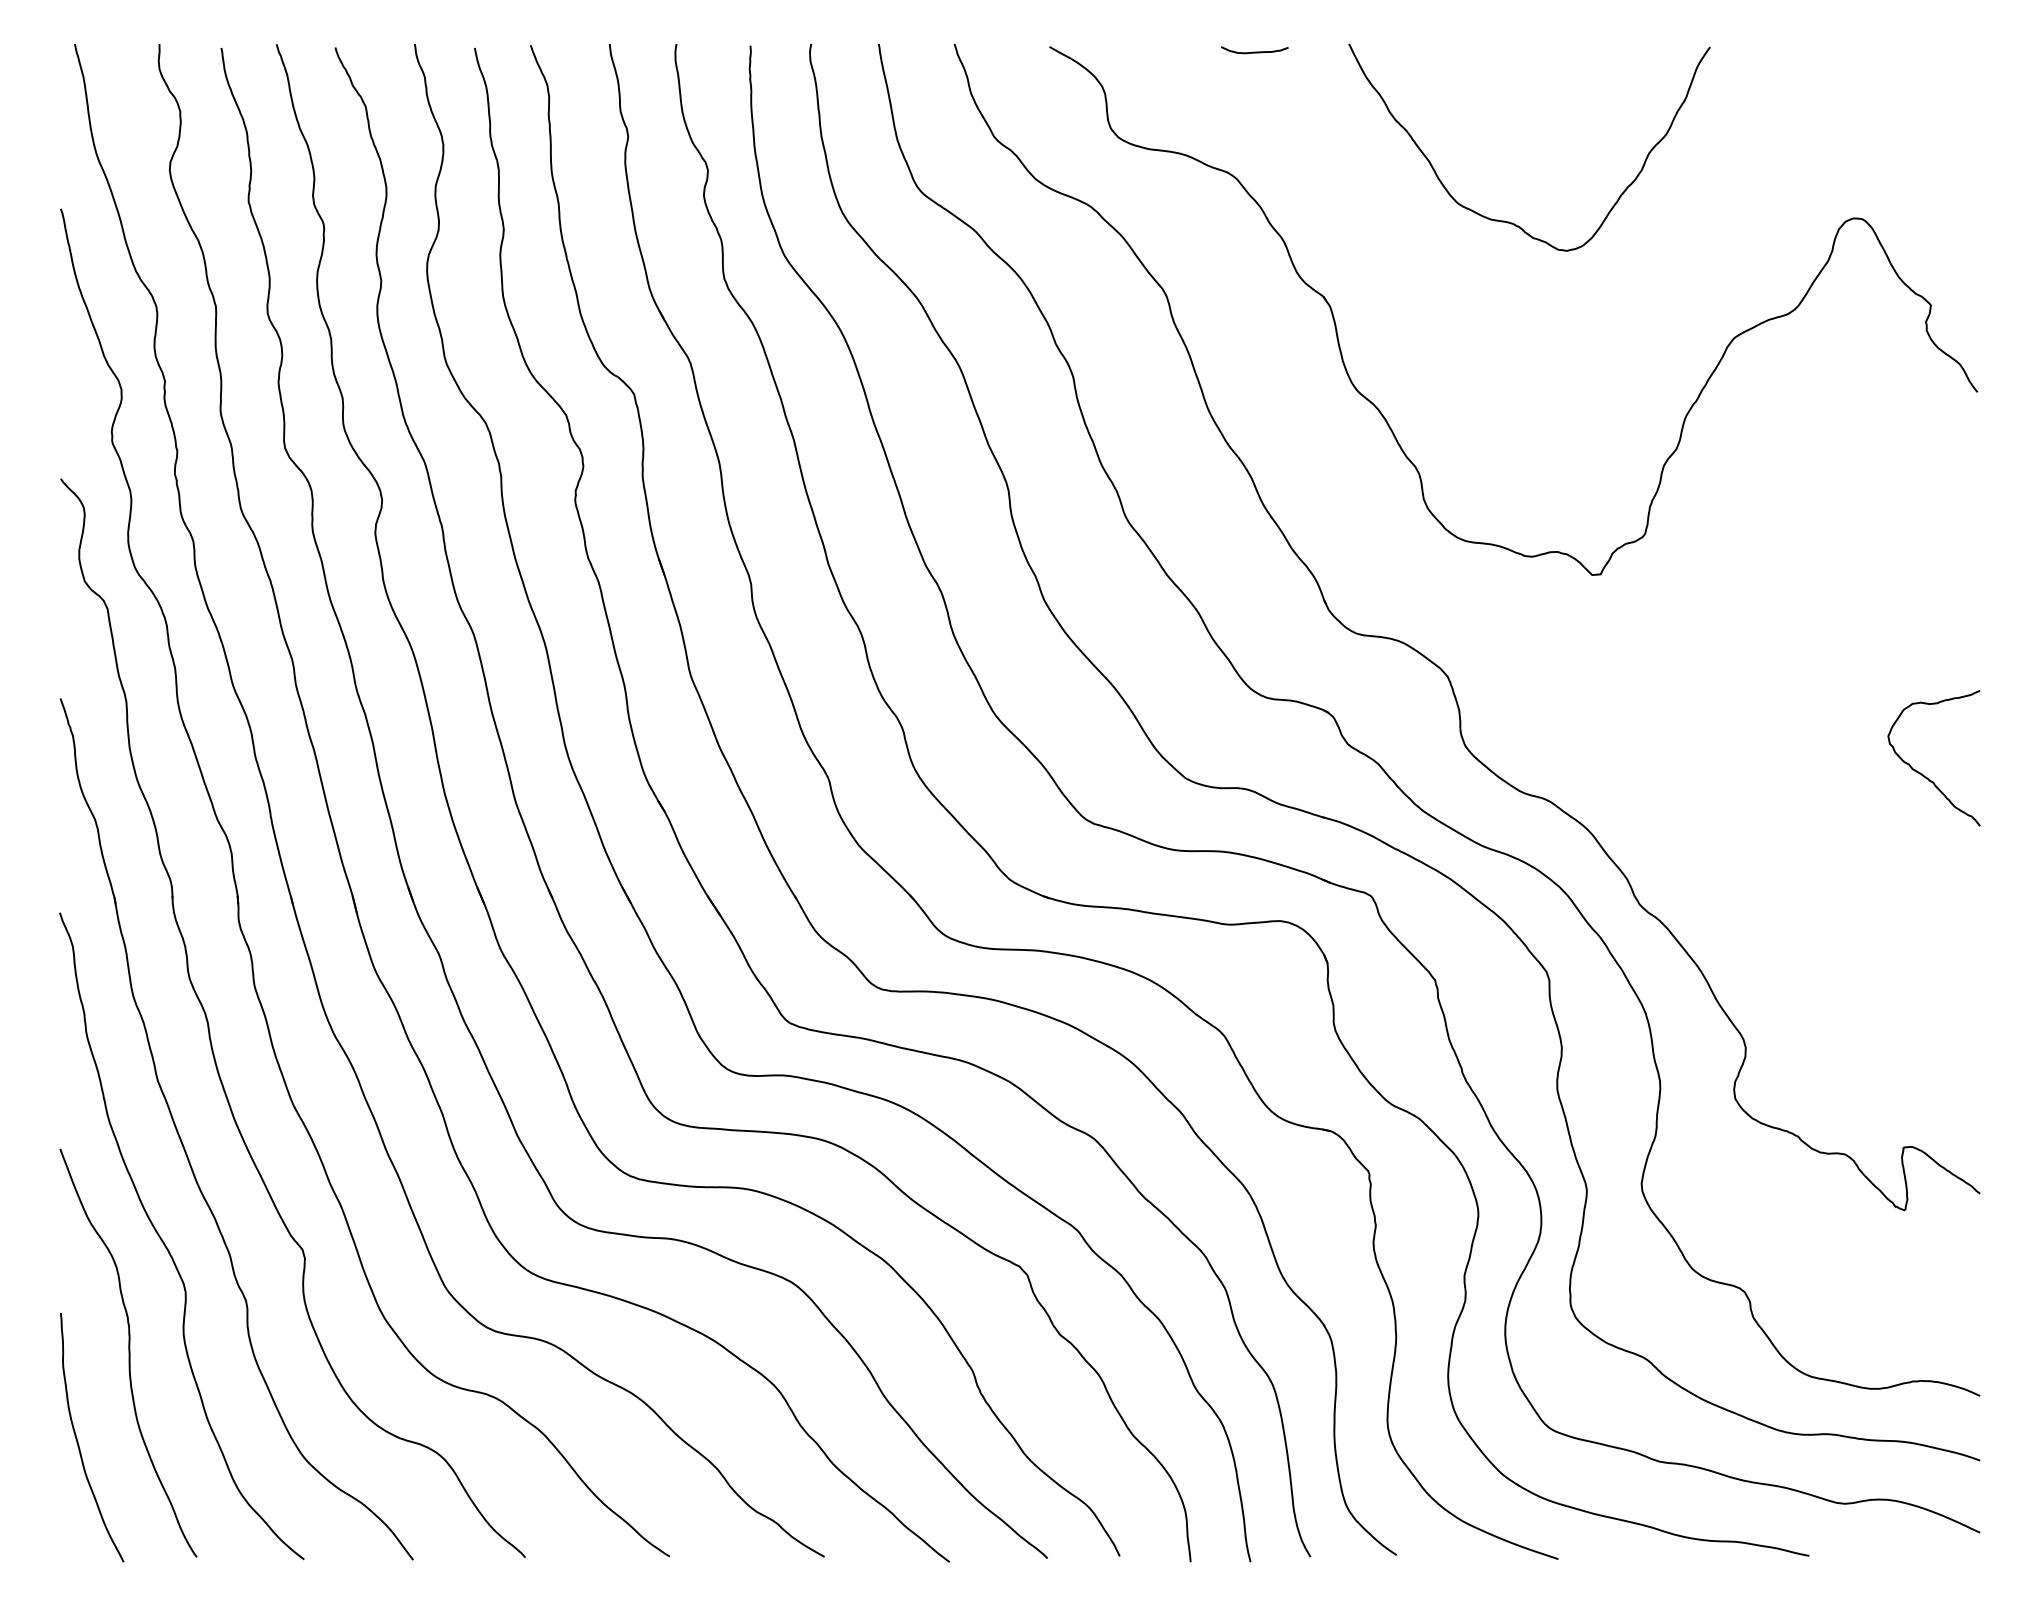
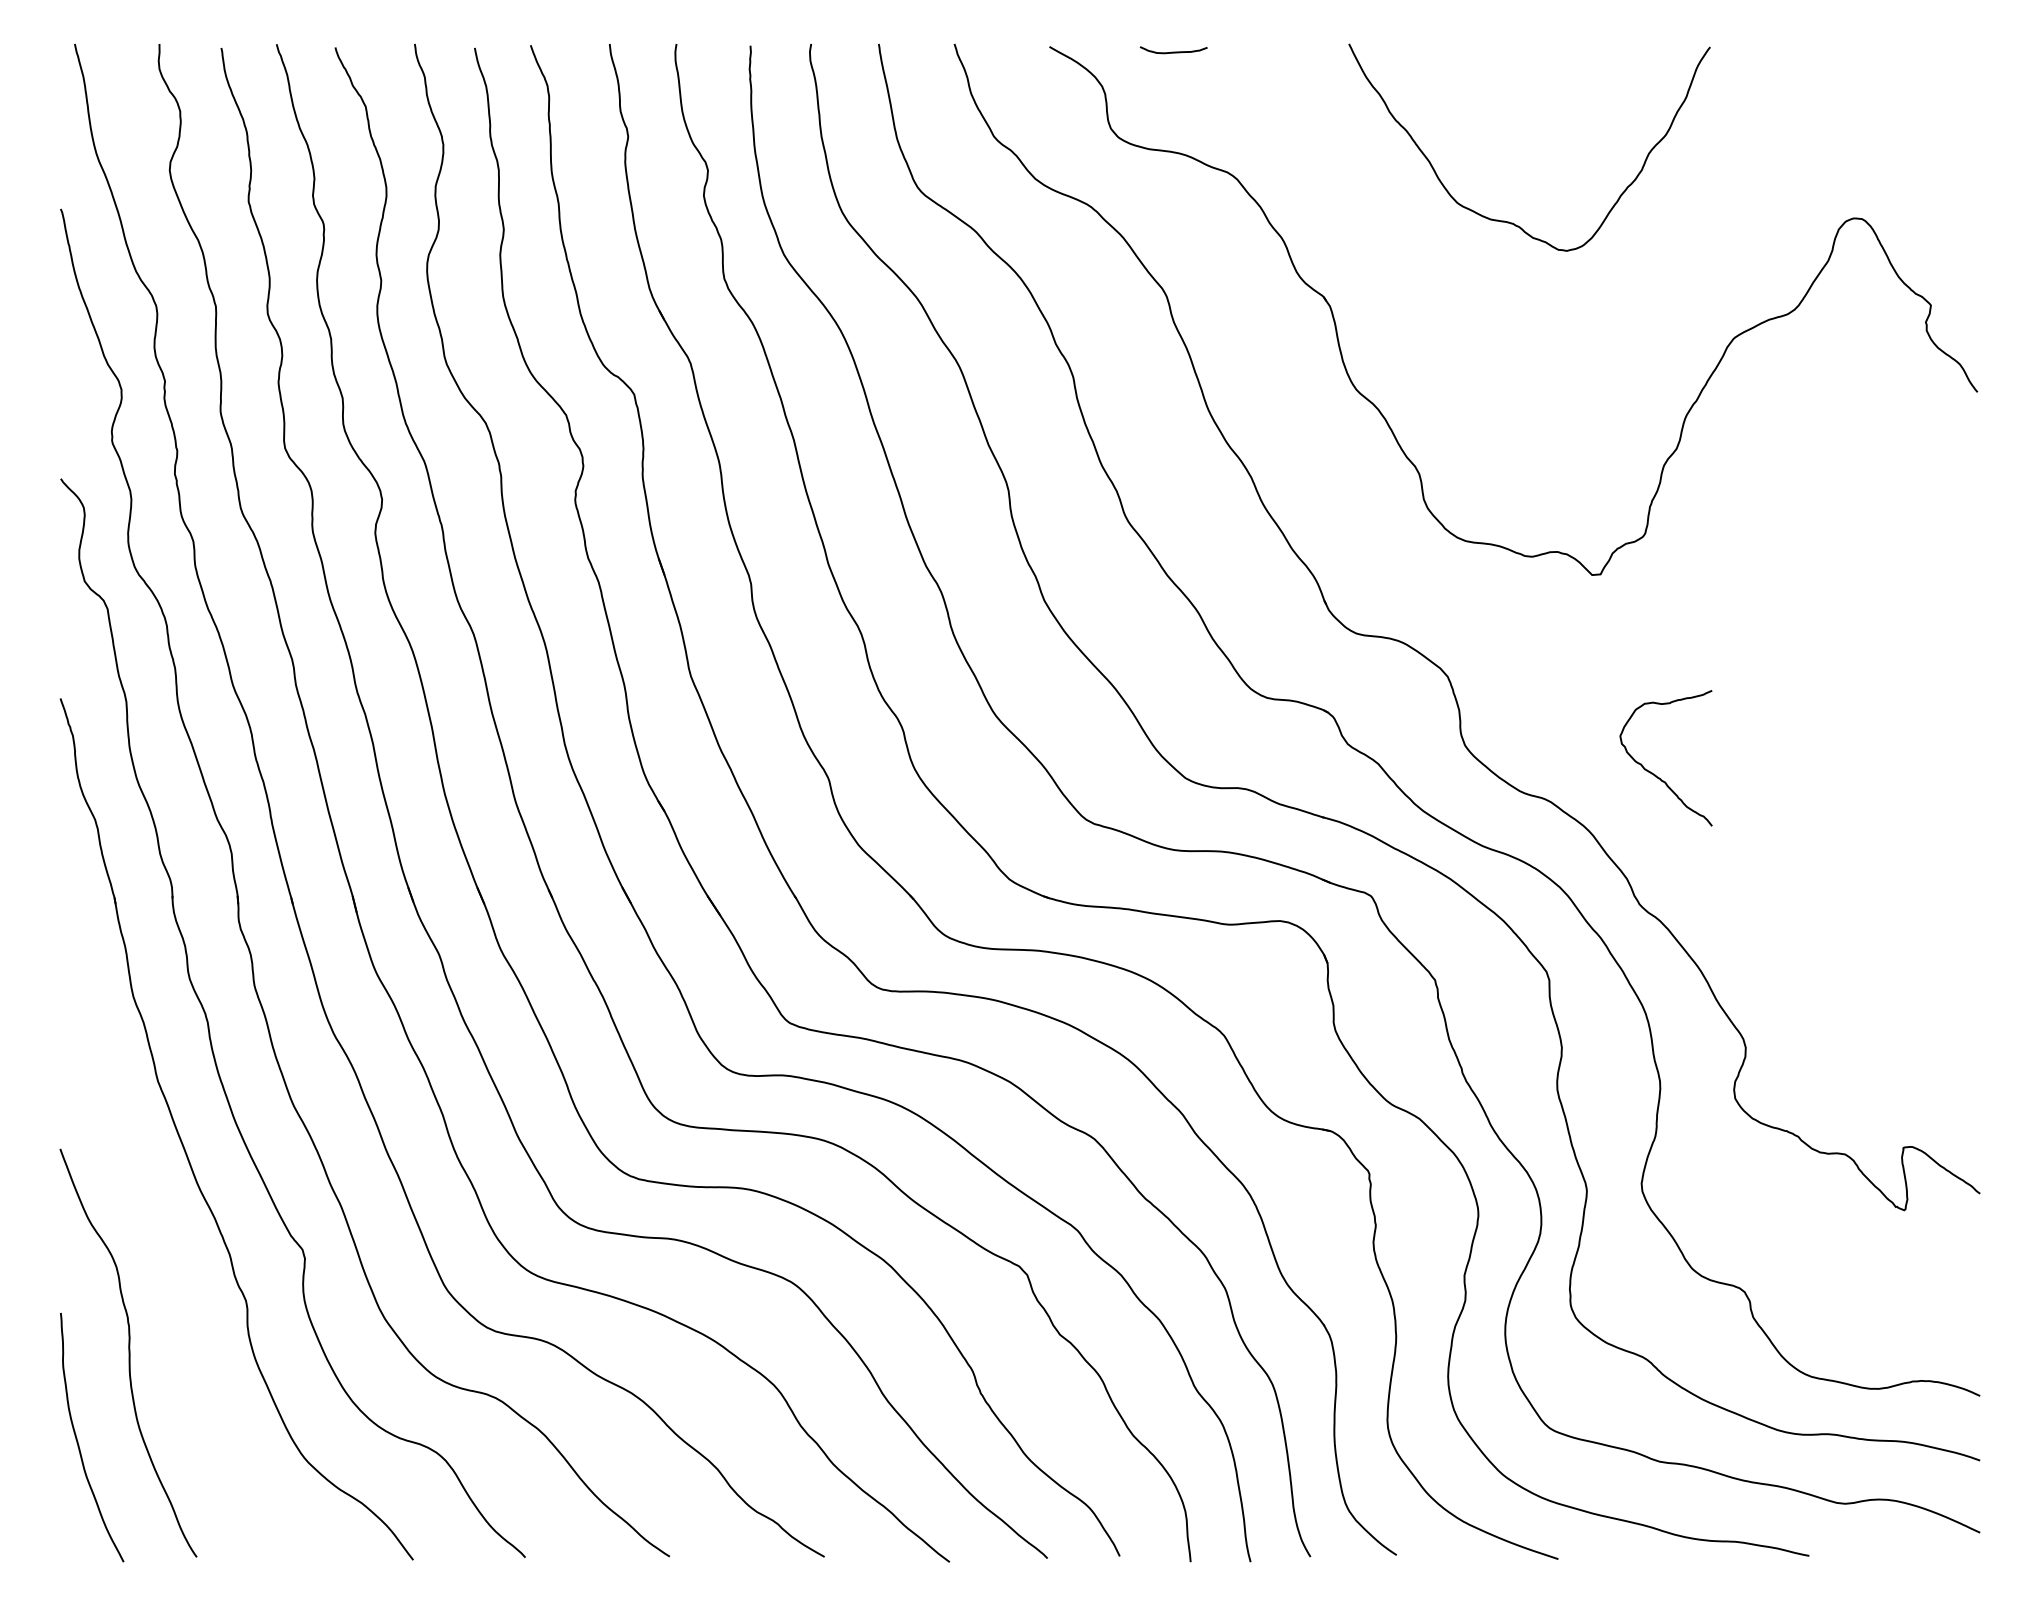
curve position: (1254, 51) -> (1173, 51) (1173, 51)
curve position: (1922, 773) -> (1654, 773) (1654, 773)
curve: present -> none (166, 1245)
